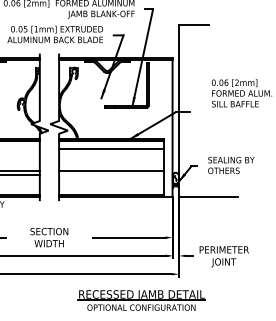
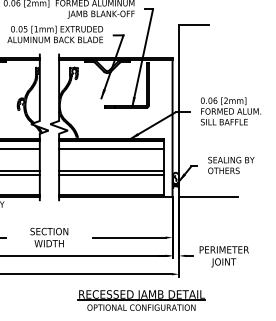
text position: (241, 93) -> (230, 111) (230, 111)
line: none -> present (20, 149)
line: none -> present (111, 174)
